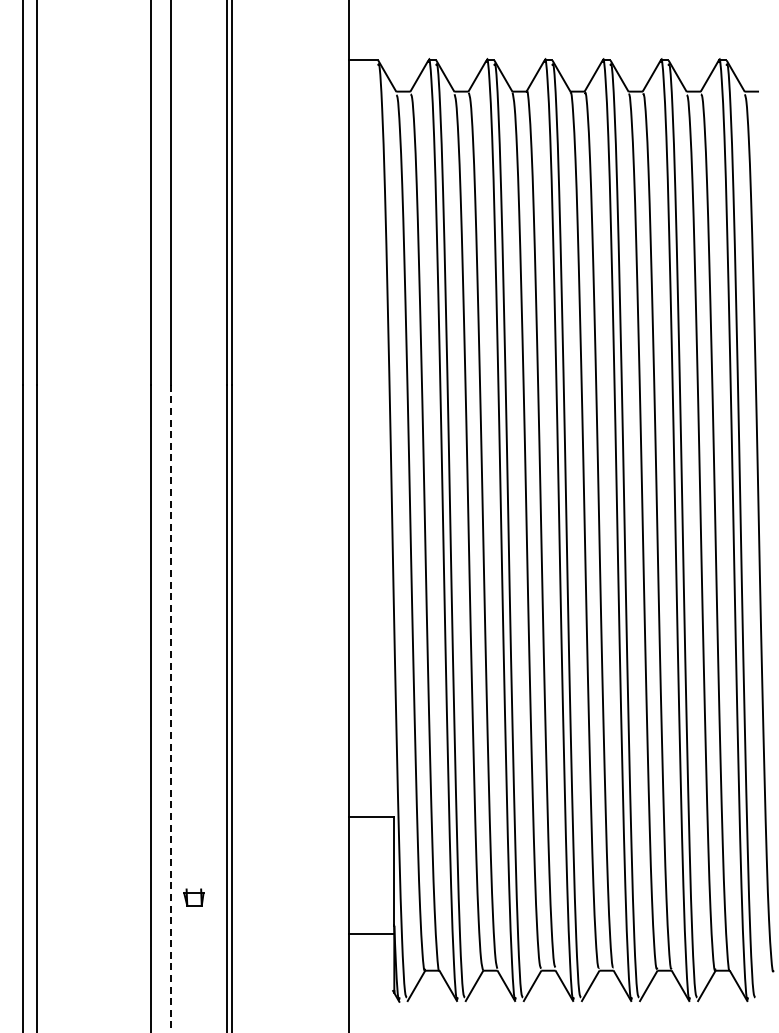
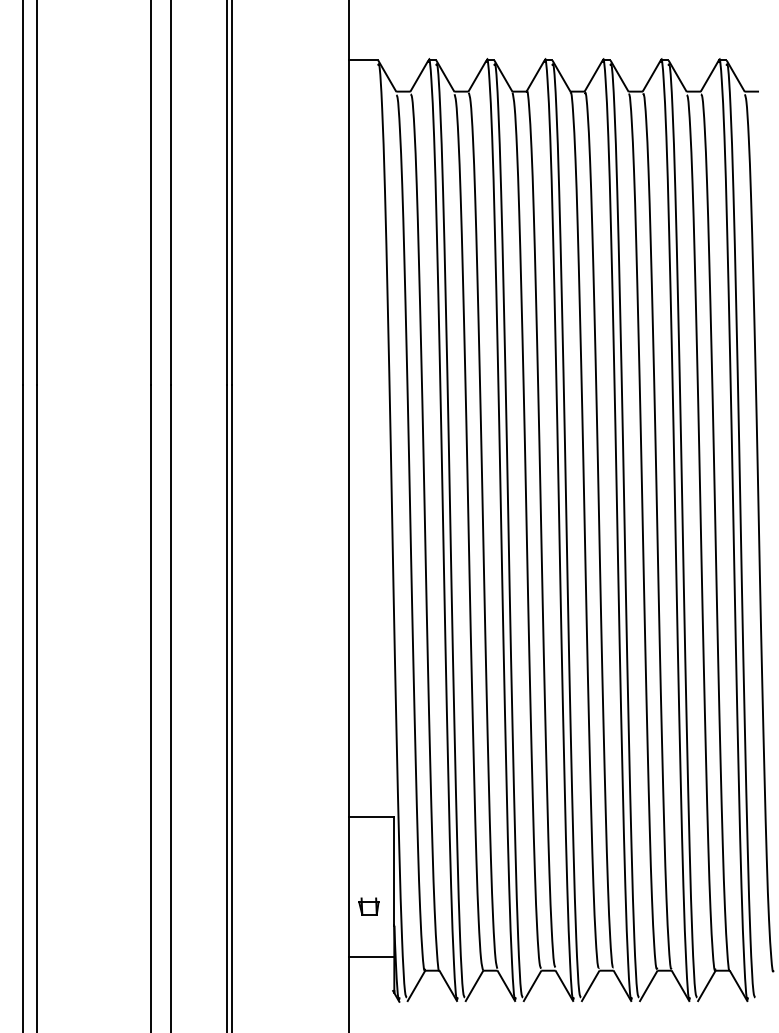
line: dashed -> solid (170, 708)
part position: (193, 897) -> (368, 906) (368, 906)
line position: (371, 933) -> (371, 956) (371, 956)
